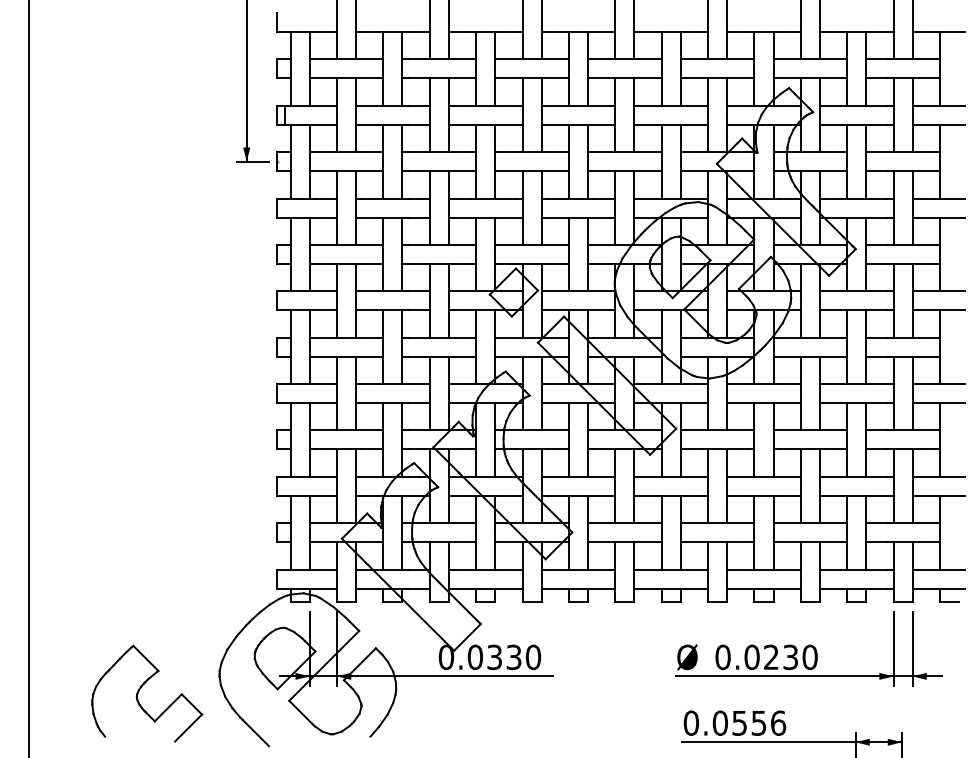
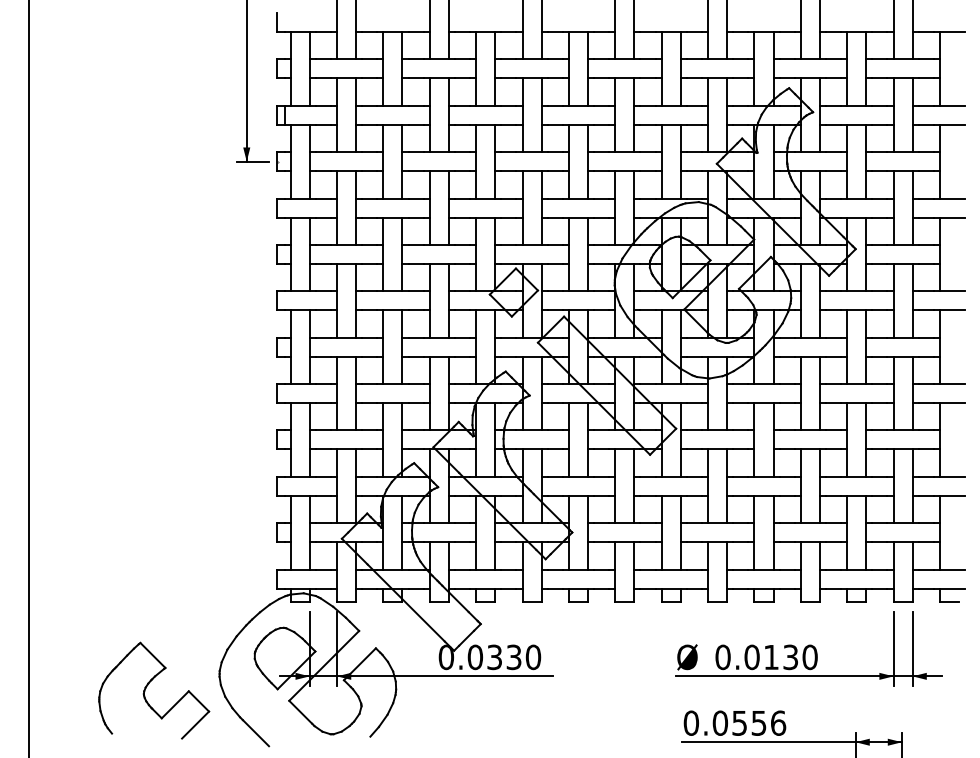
text: 0.0230 -> 0.0130 (771, 656)
part position: (141, 688) -> (148, 685) (148, 685)
